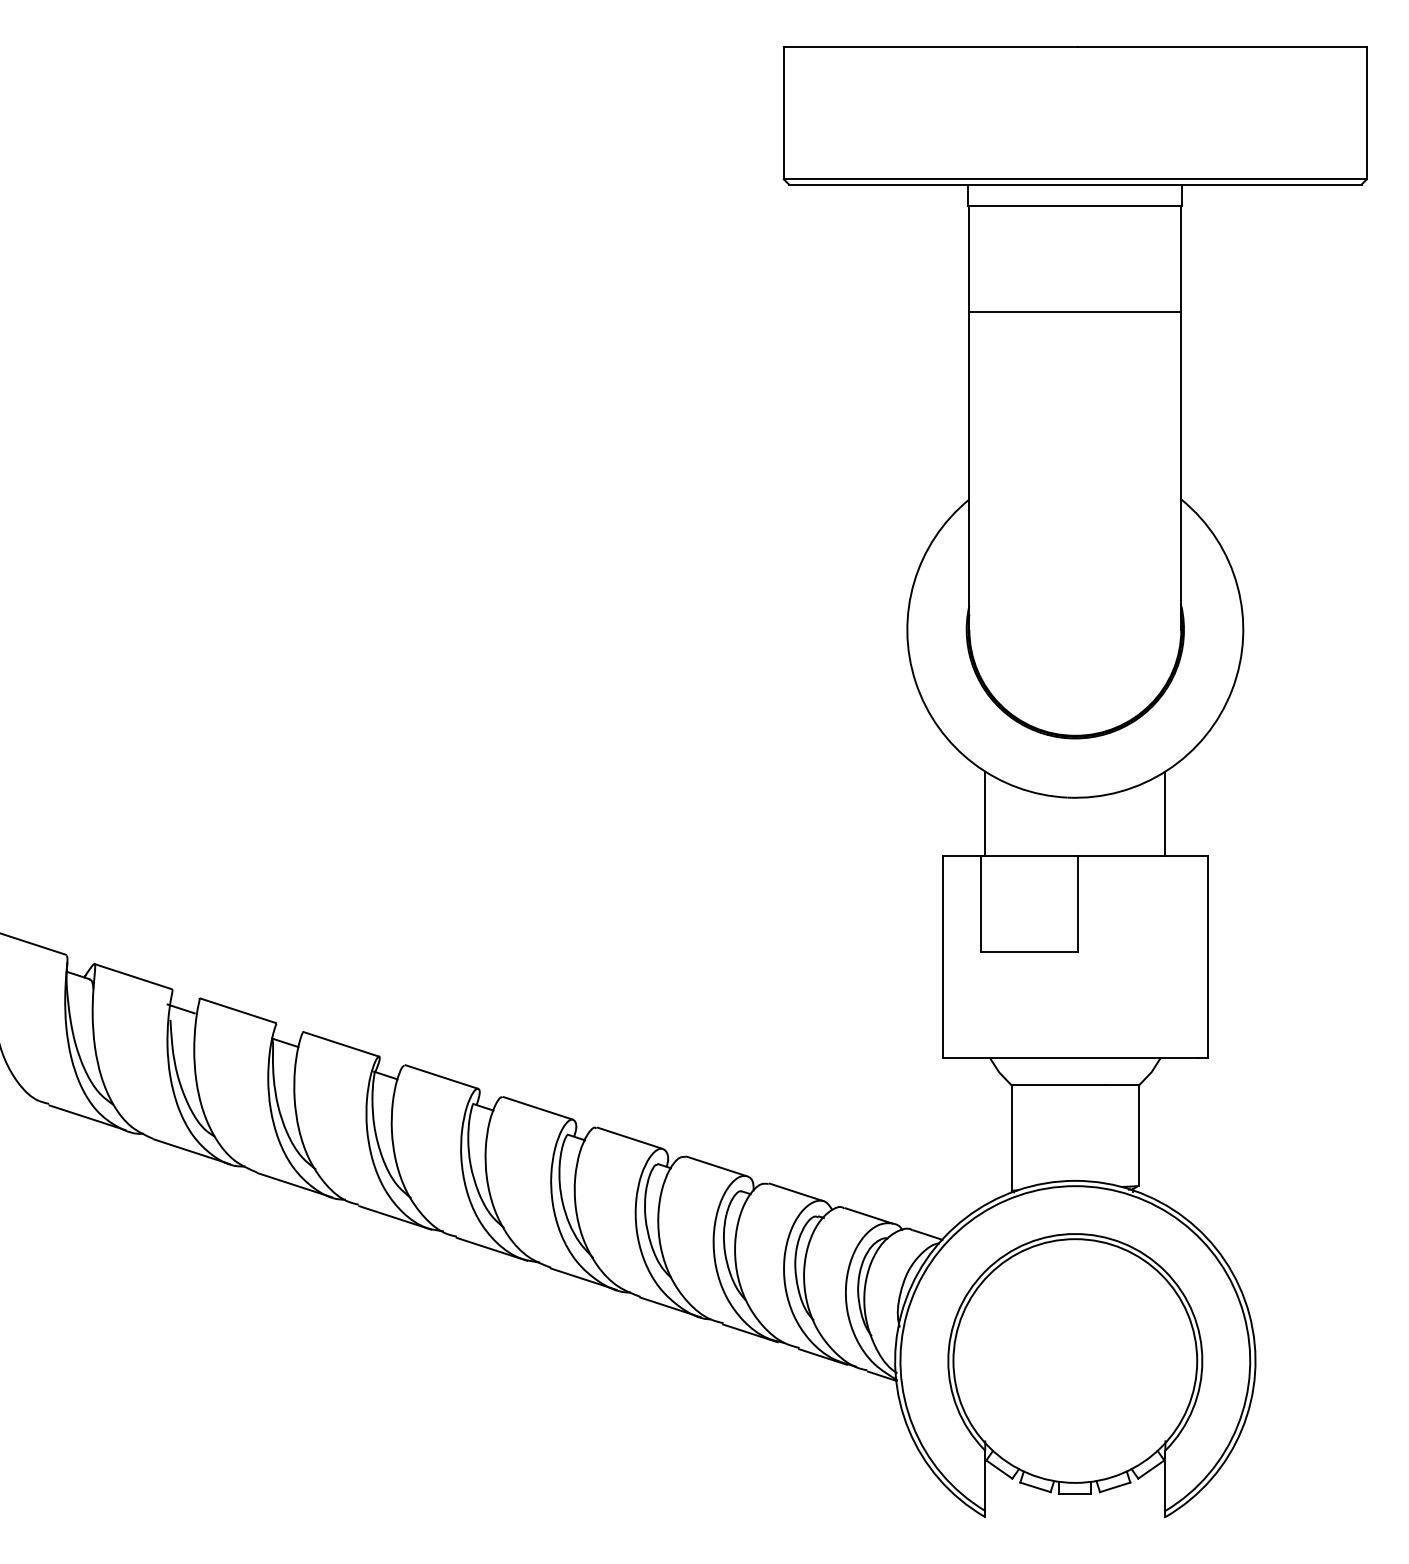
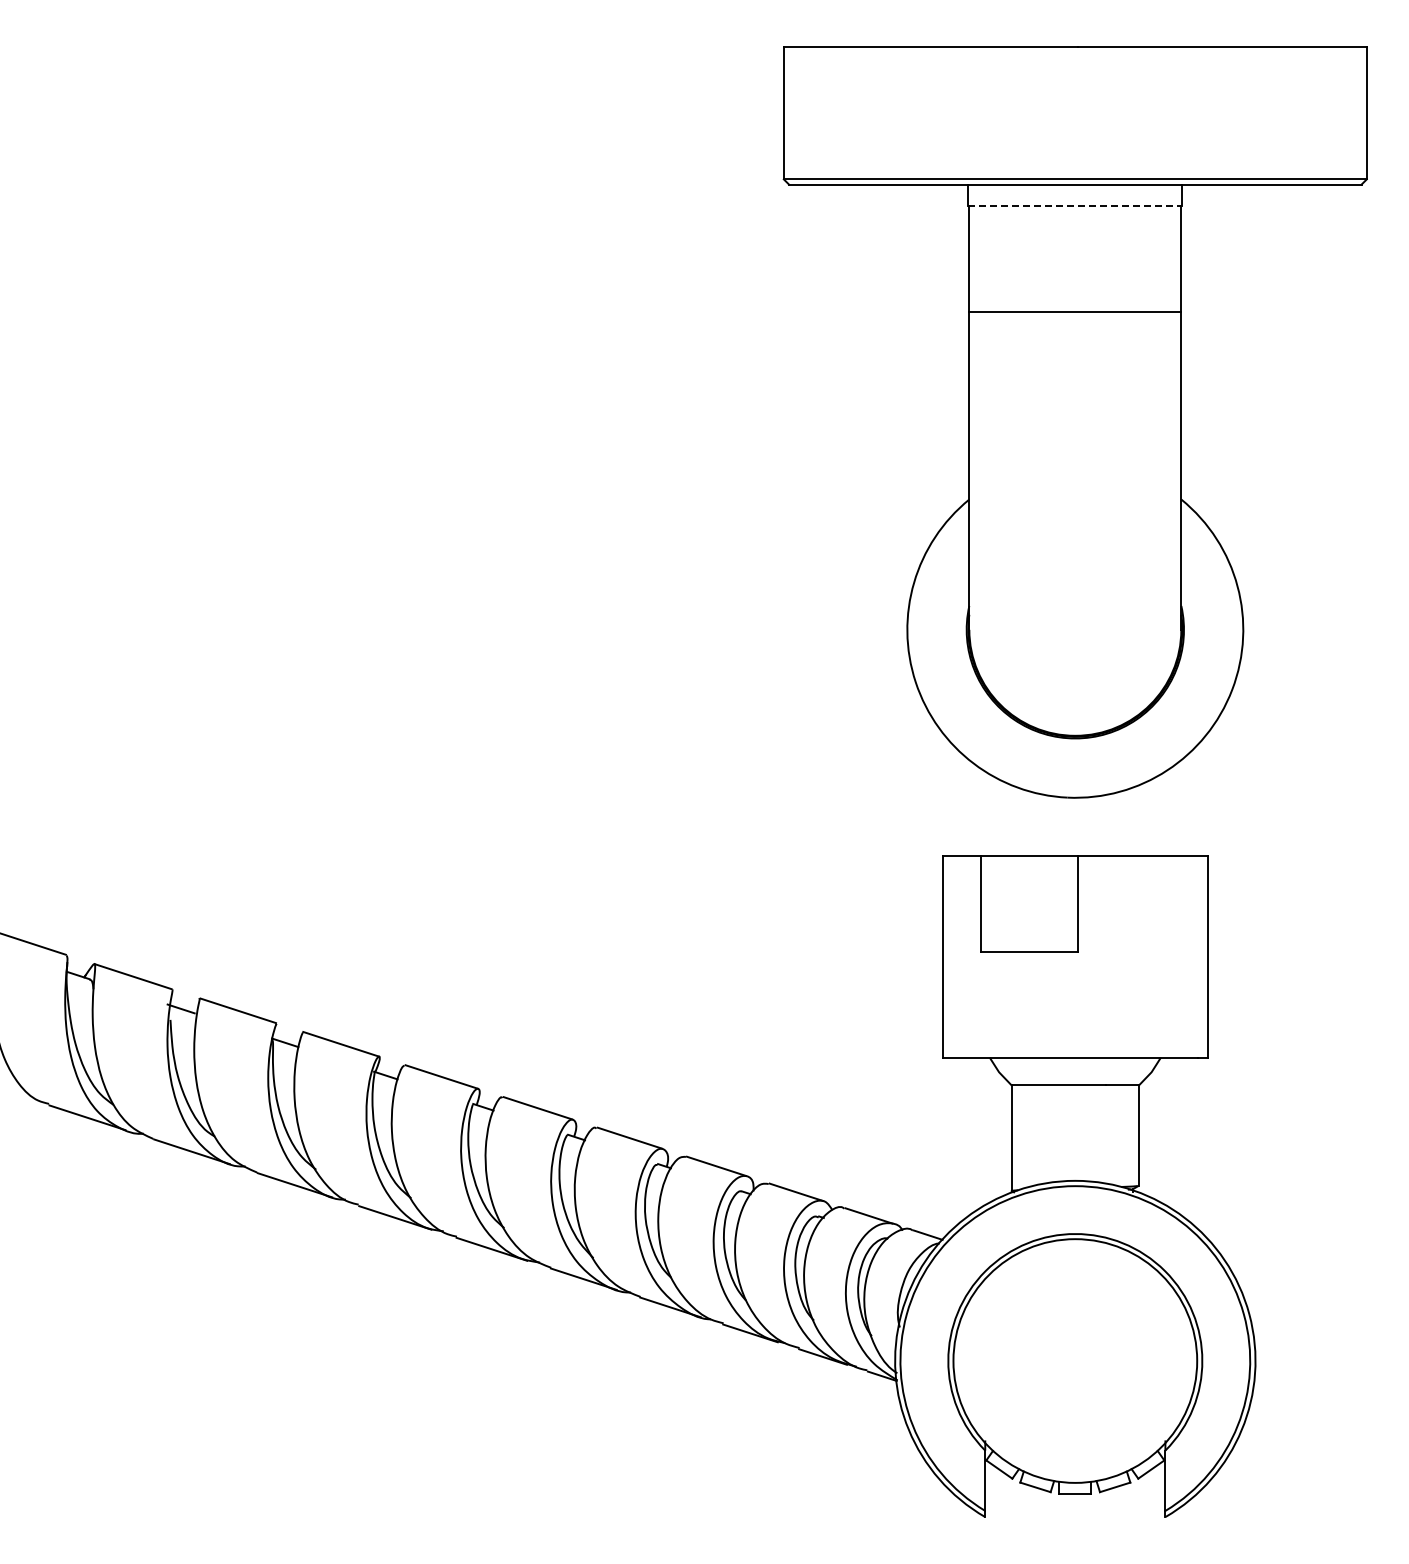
line: solid -> dashed (1075, 205)
line: present -> none (985, 813)
line: present -> none (1165, 814)
